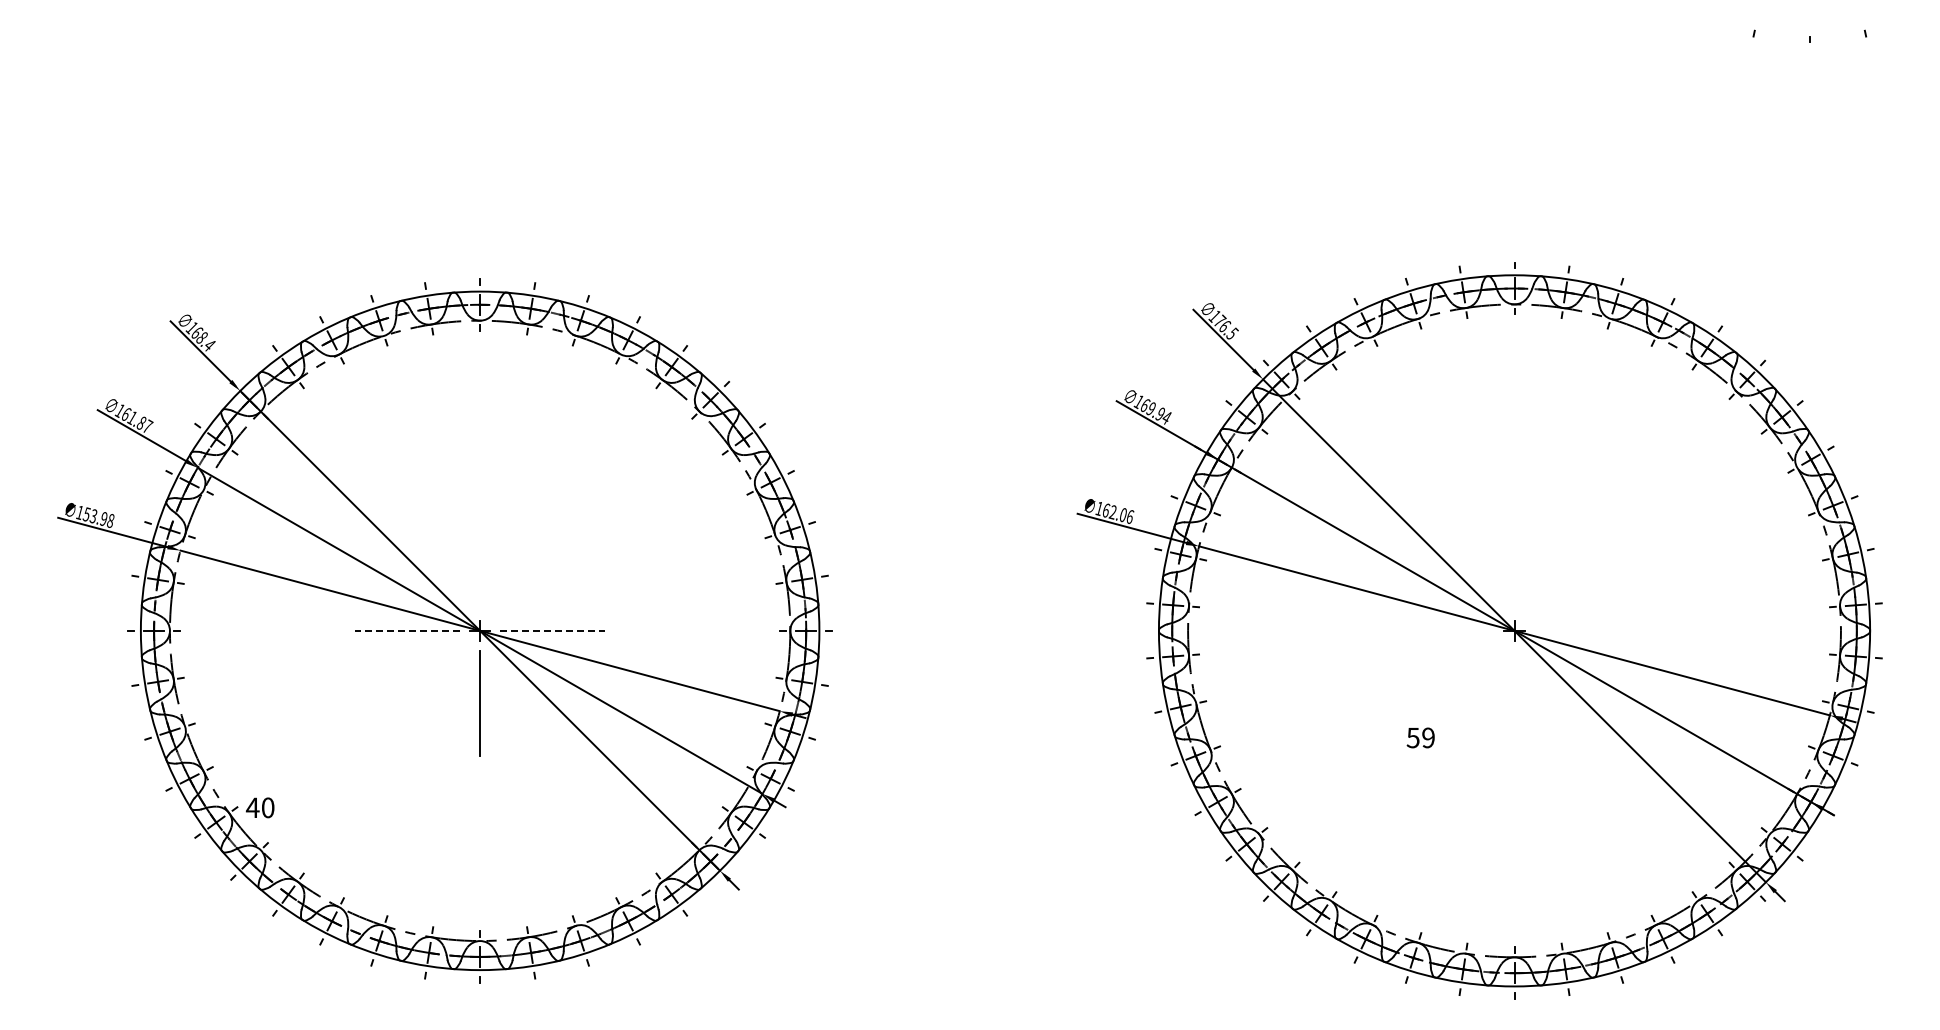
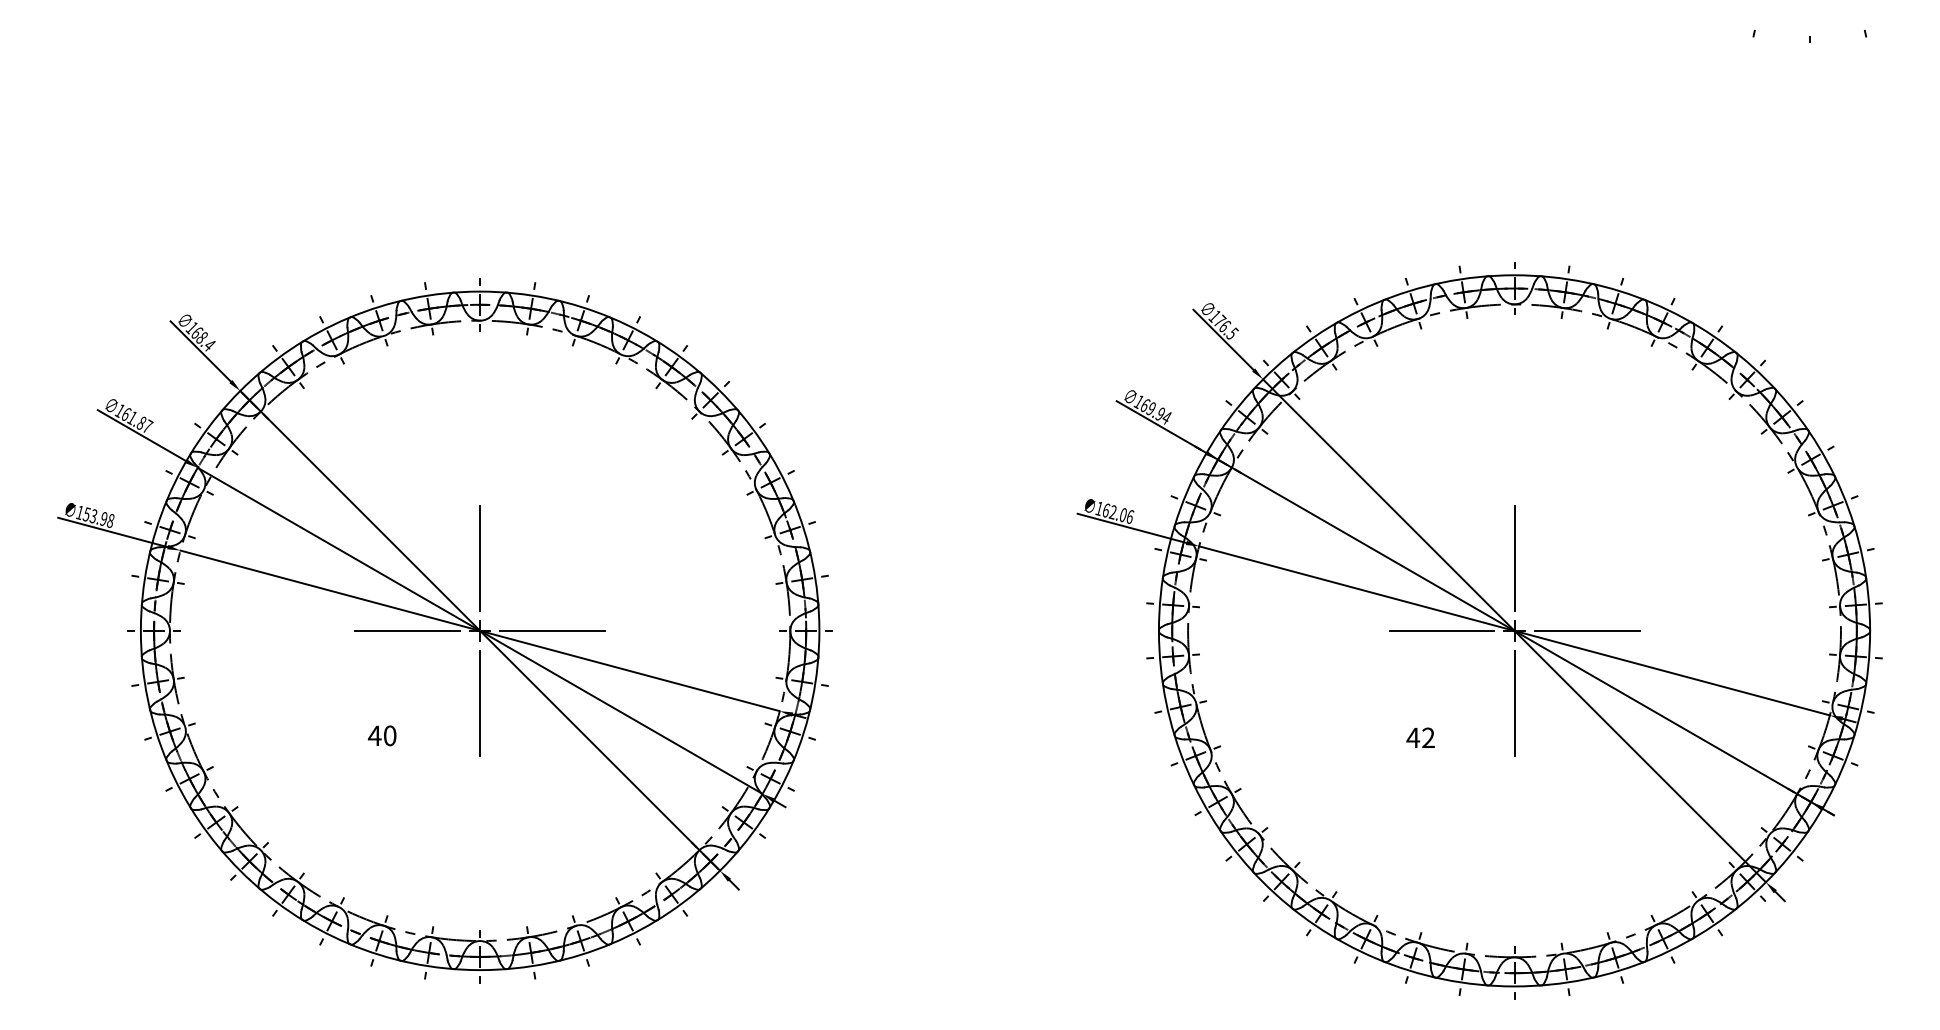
line: none -> present (1514, 557)
line: none -> present (479, 558)
line: dashed -> solid (407, 630)
line: dashed -> solid (553, 630)
line: none -> present (1441, 630)
line: none -> present (1586, 630)
line: none -> present (1514, 703)
text: 59 -> 42 (1420, 738)
text position: (259, 807) -> (381, 735) (381, 735)
